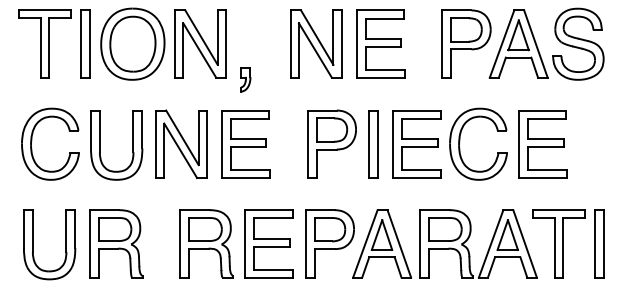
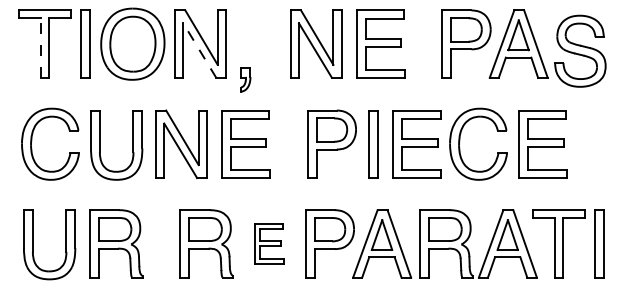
part position: (578, 43) -> (580, 50) (580, 50)
line: solid -> dashed (40, 48)
line: solid -> dashed (199, 50)
part size: 50x70 px -> 31x42 px (269, 243)
